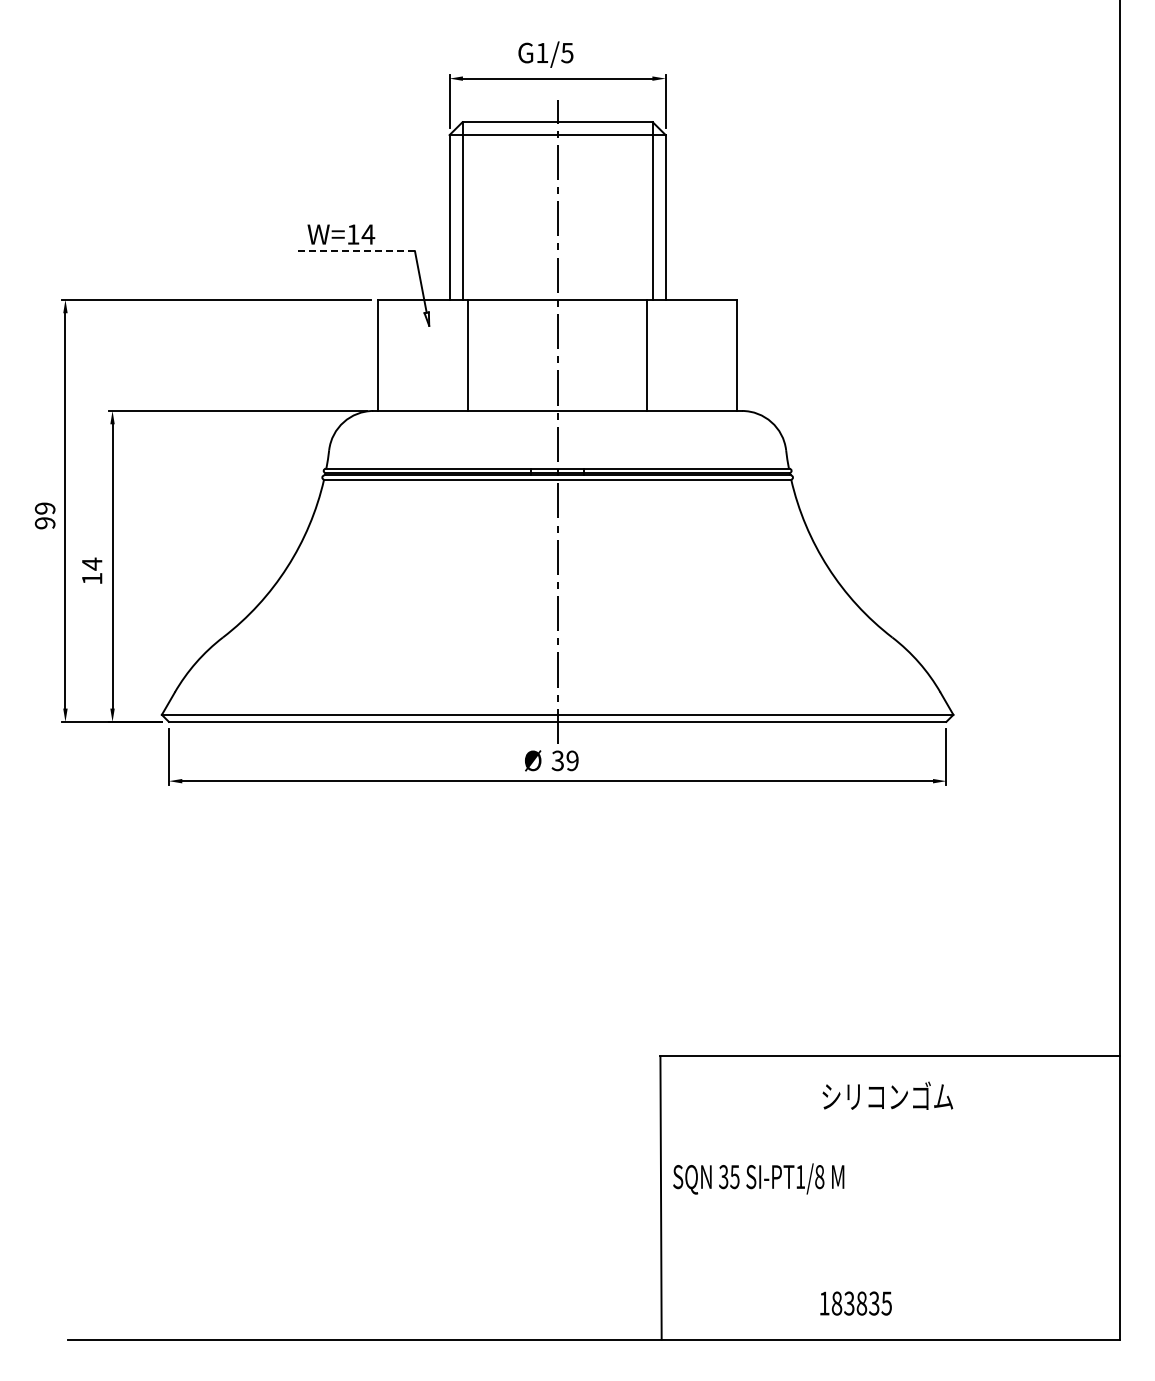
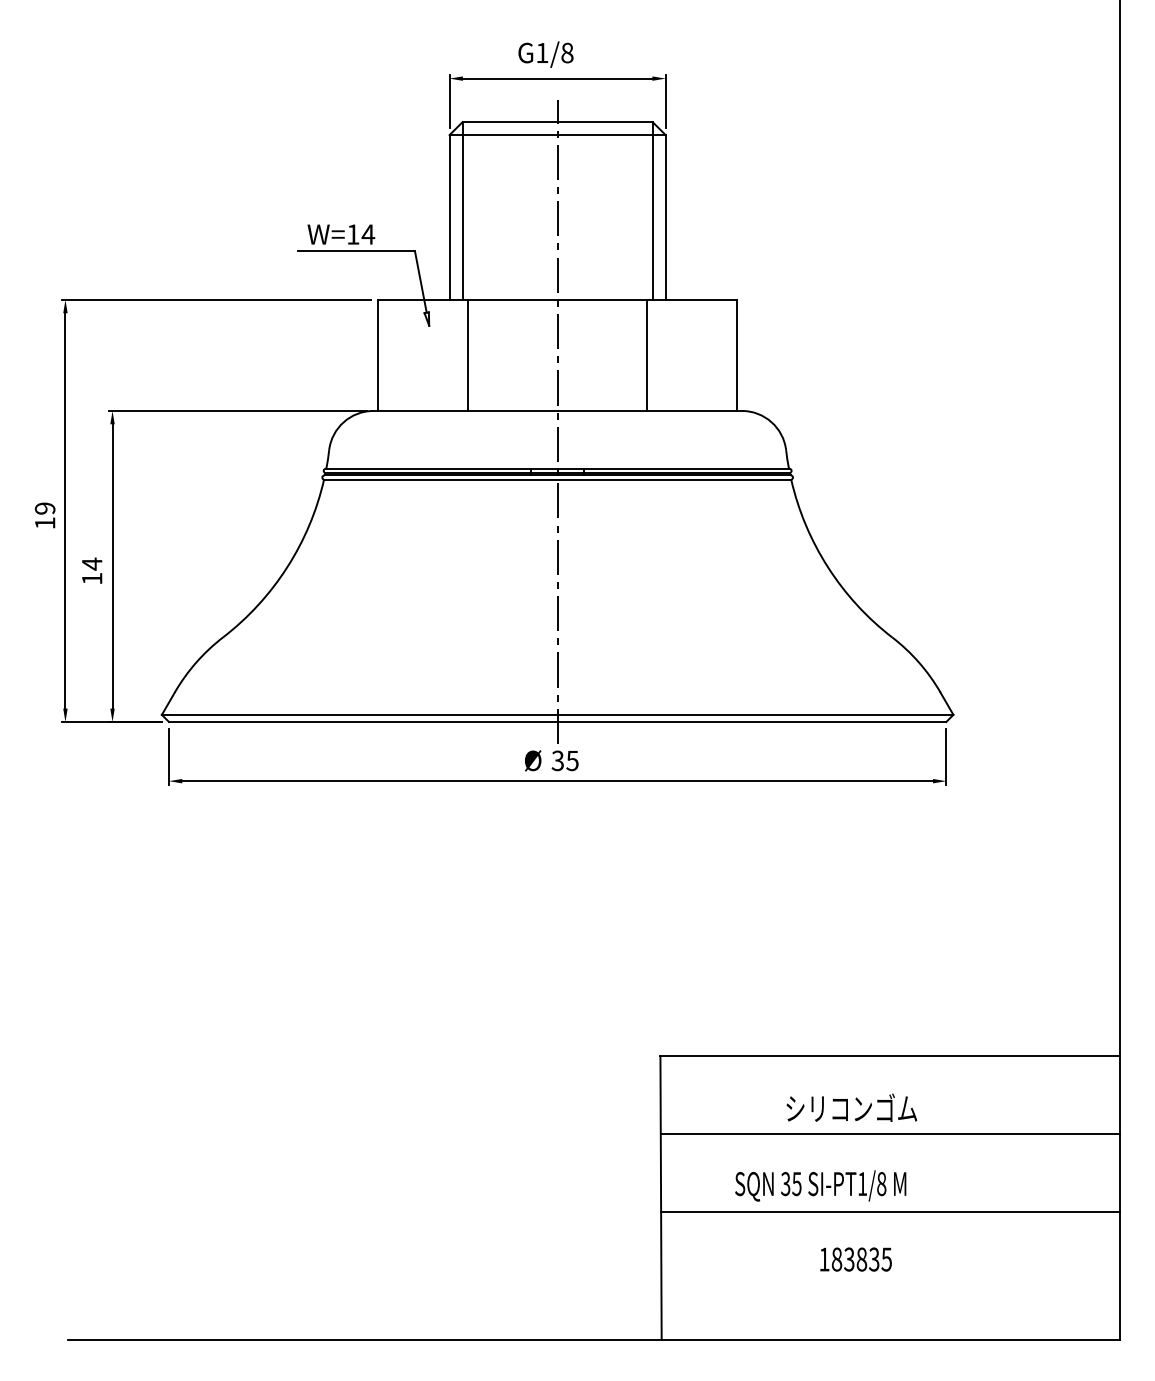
text: G1/5 -> G1/8 (567, 52)
line: dashed -> solid (356, 251)
text: 99 -> 19 (44, 523)
text: 39 -> 35 (572, 760)
text position: (887, 1095) -> (851, 1107) (851, 1107)
line: none -> present (890, 1134)
text position: (758, 1178) -> (820, 1185) (820, 1185)
line: none -> present (890, 1211)
text position: (855, 1303) -> (855, 1259) (855, 1259)
